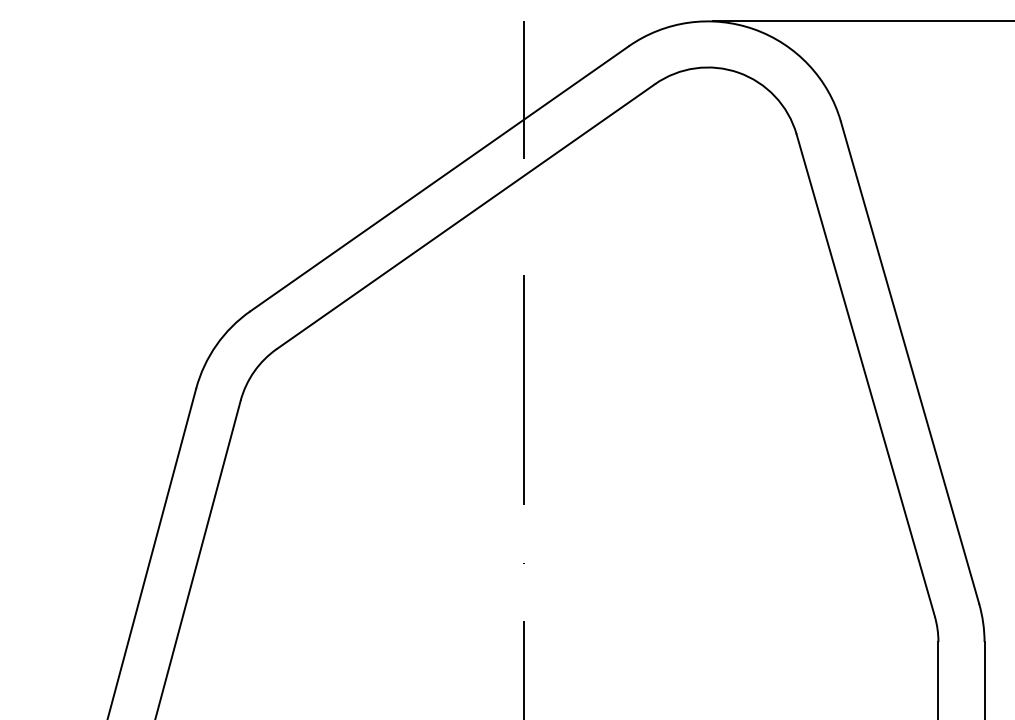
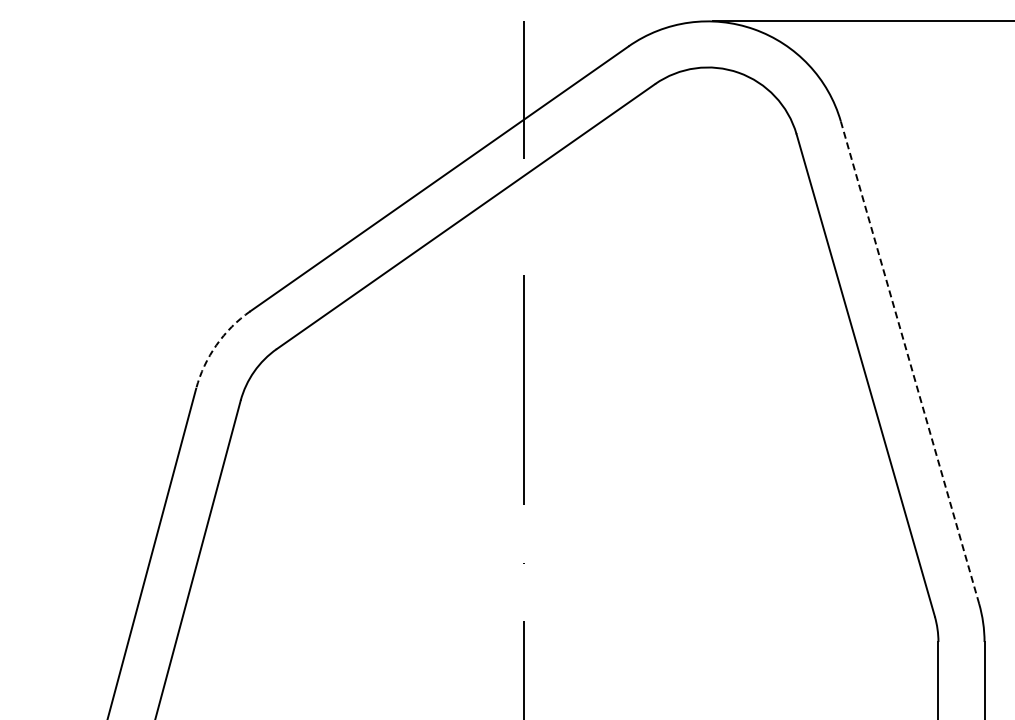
arc: solid -> dashed (216, 345)
line: solid -> dashed (910, 362)
